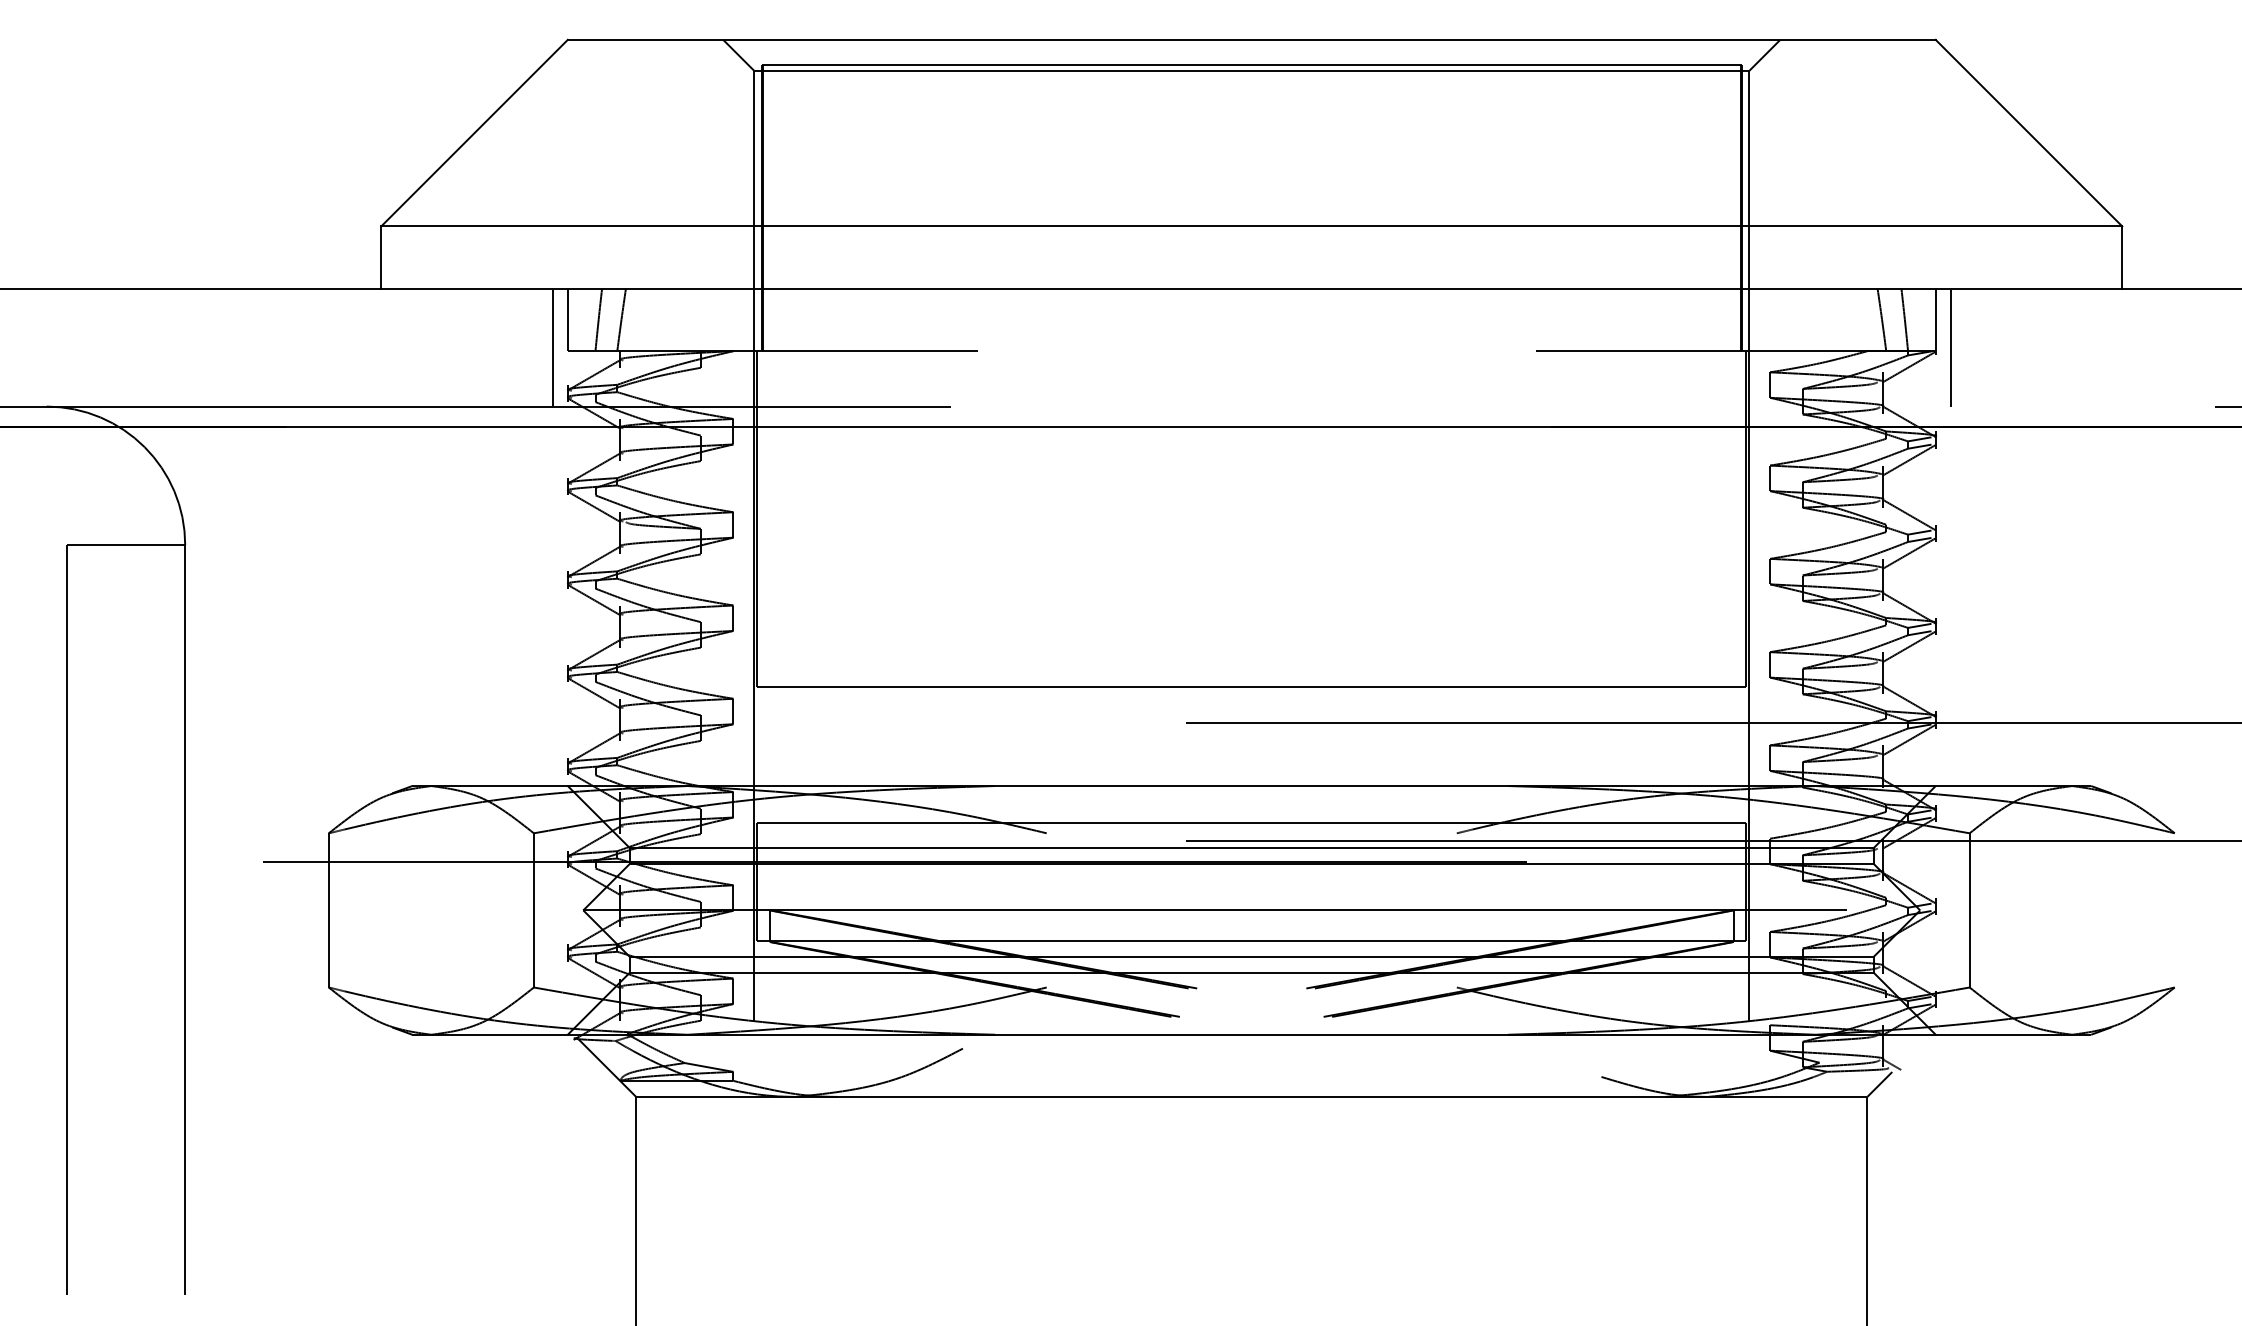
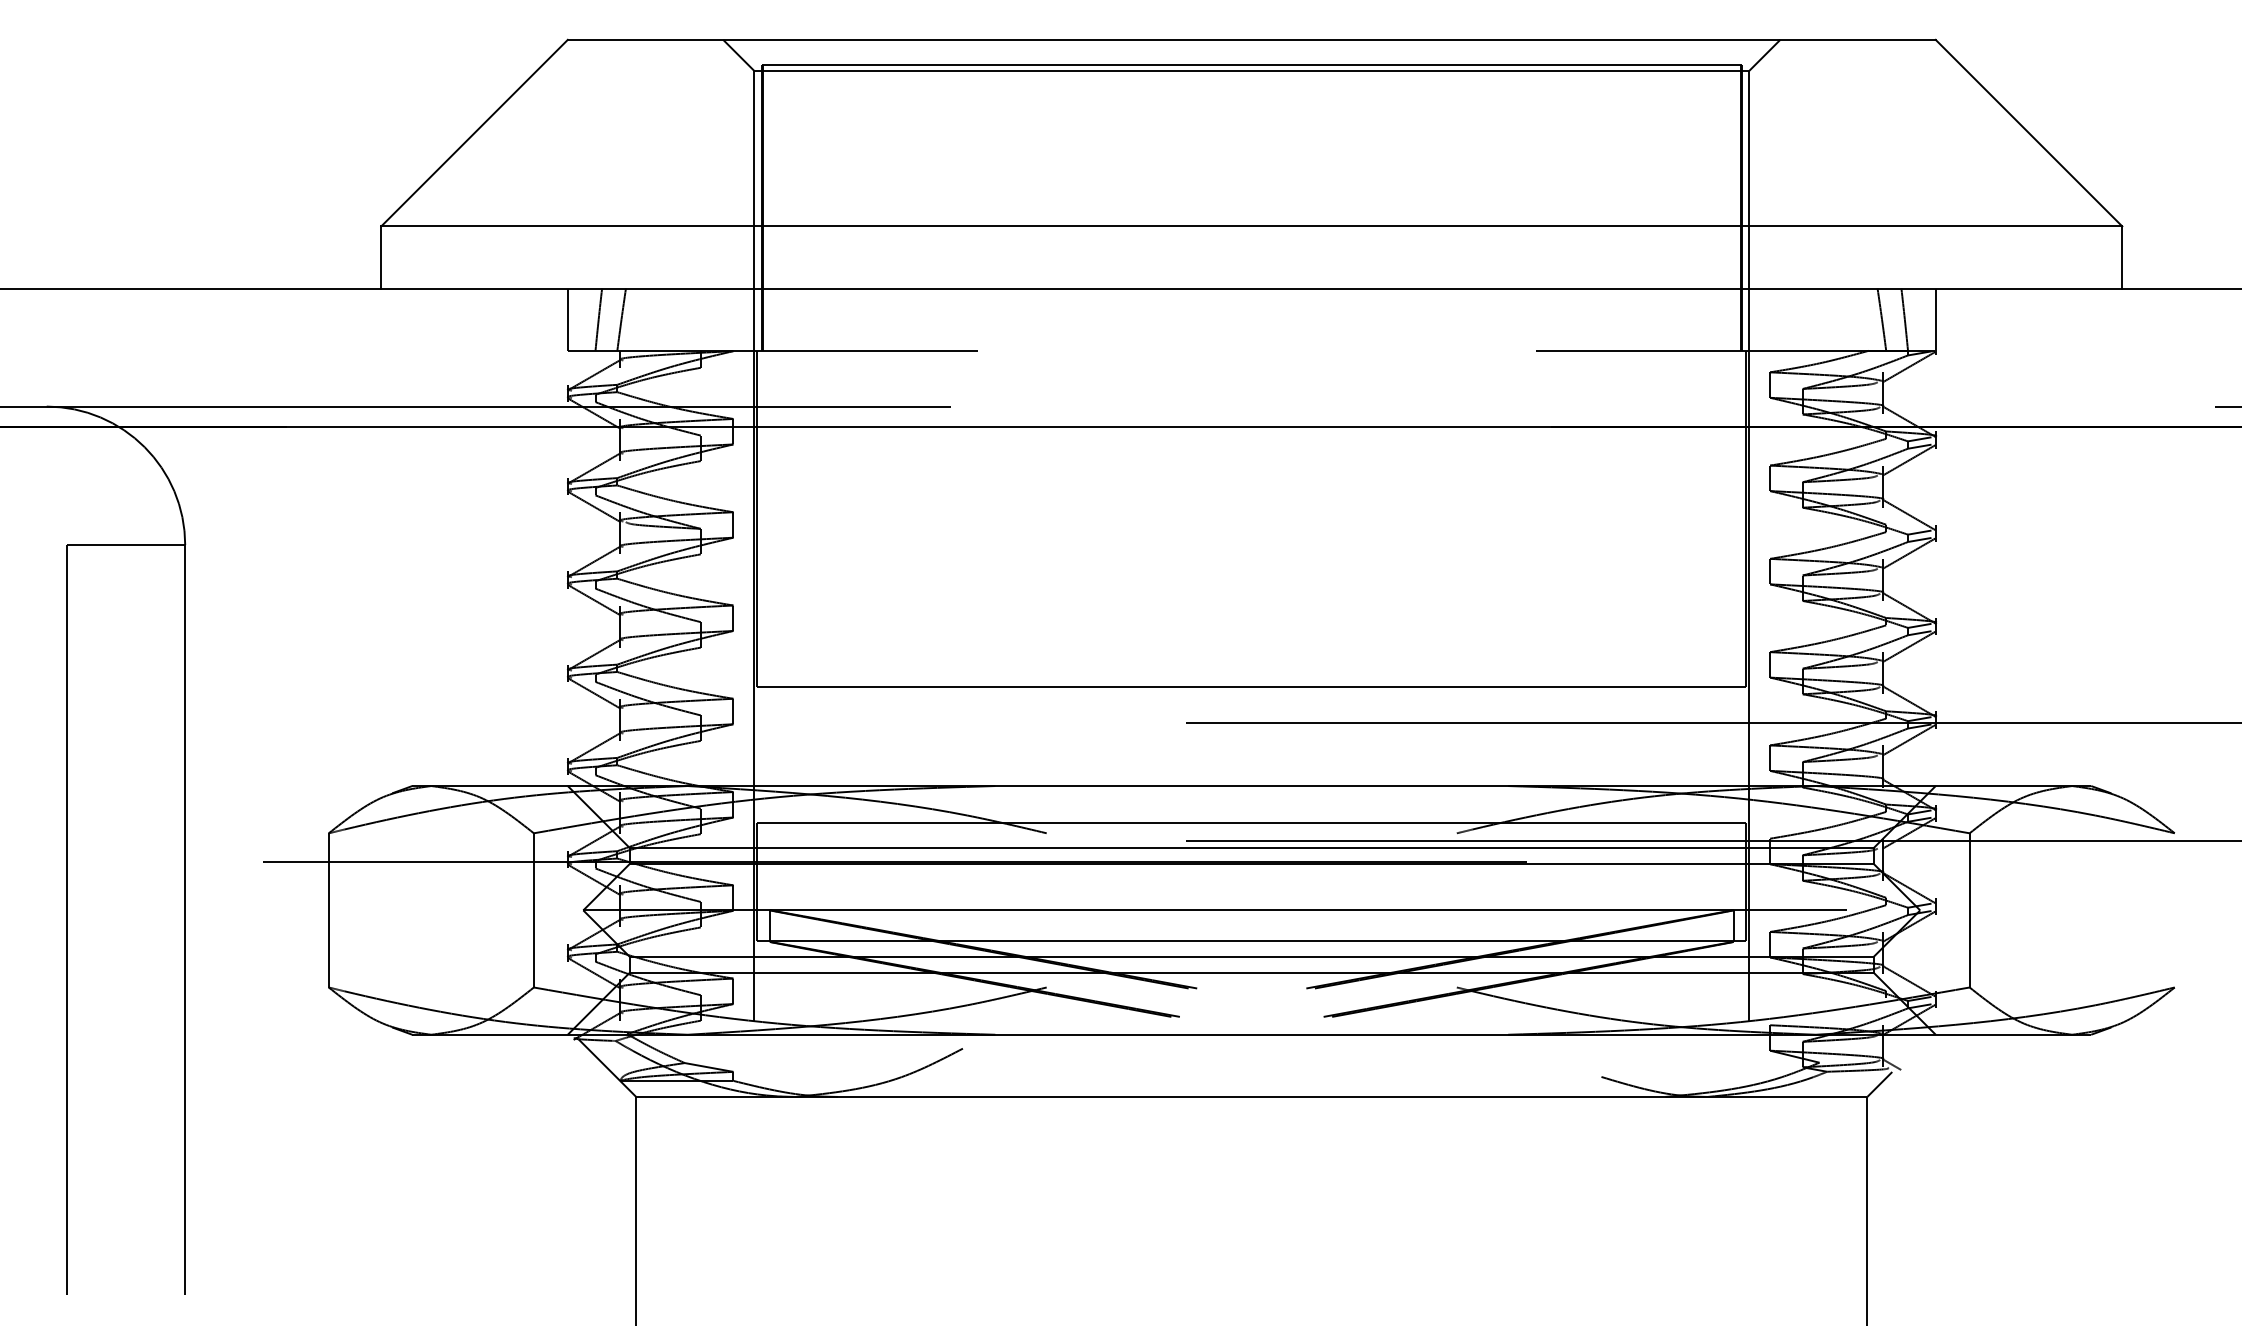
line: present -> none (552, 347)
line: present -> none (1950, 347)
